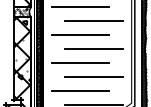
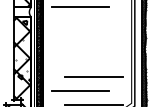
hatch: present -> none (21, 12)
line: present -> none (93, 20)
line: present -> none (80, 34)
line: present -> none (93, 48)
line: present -> none (80, 62)
